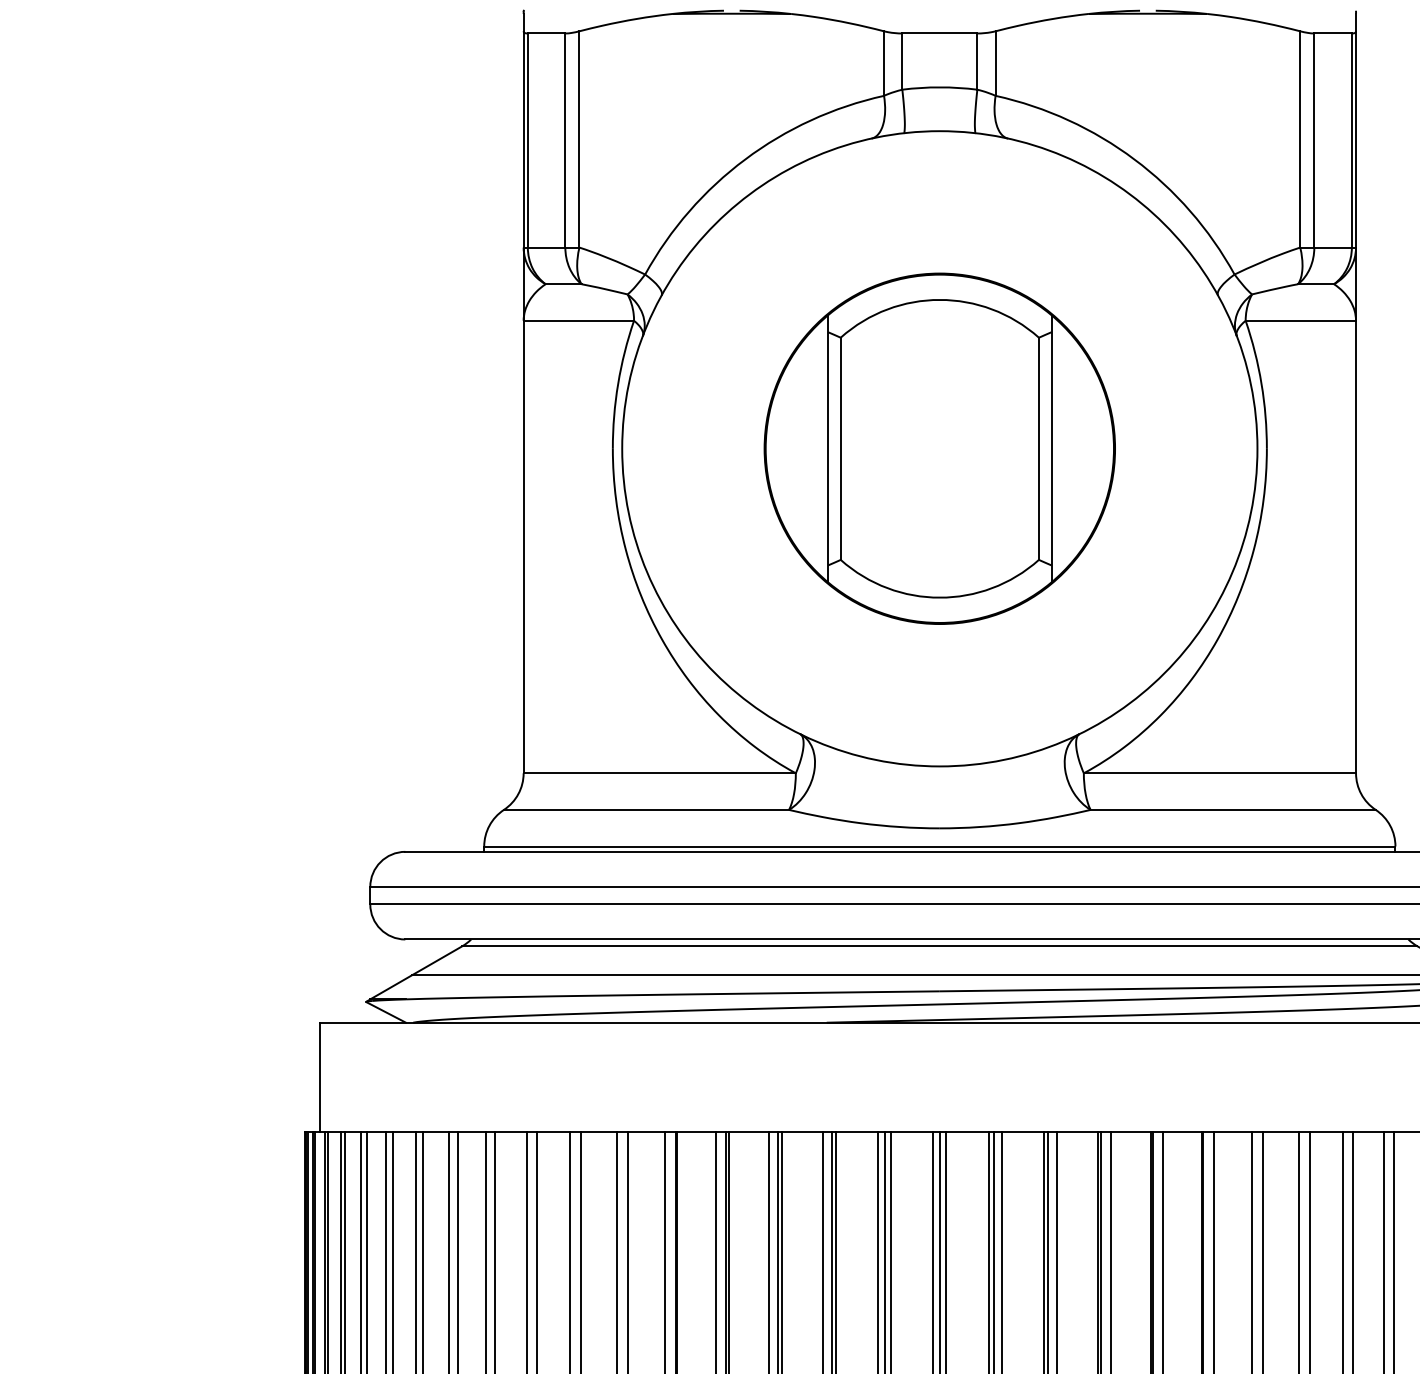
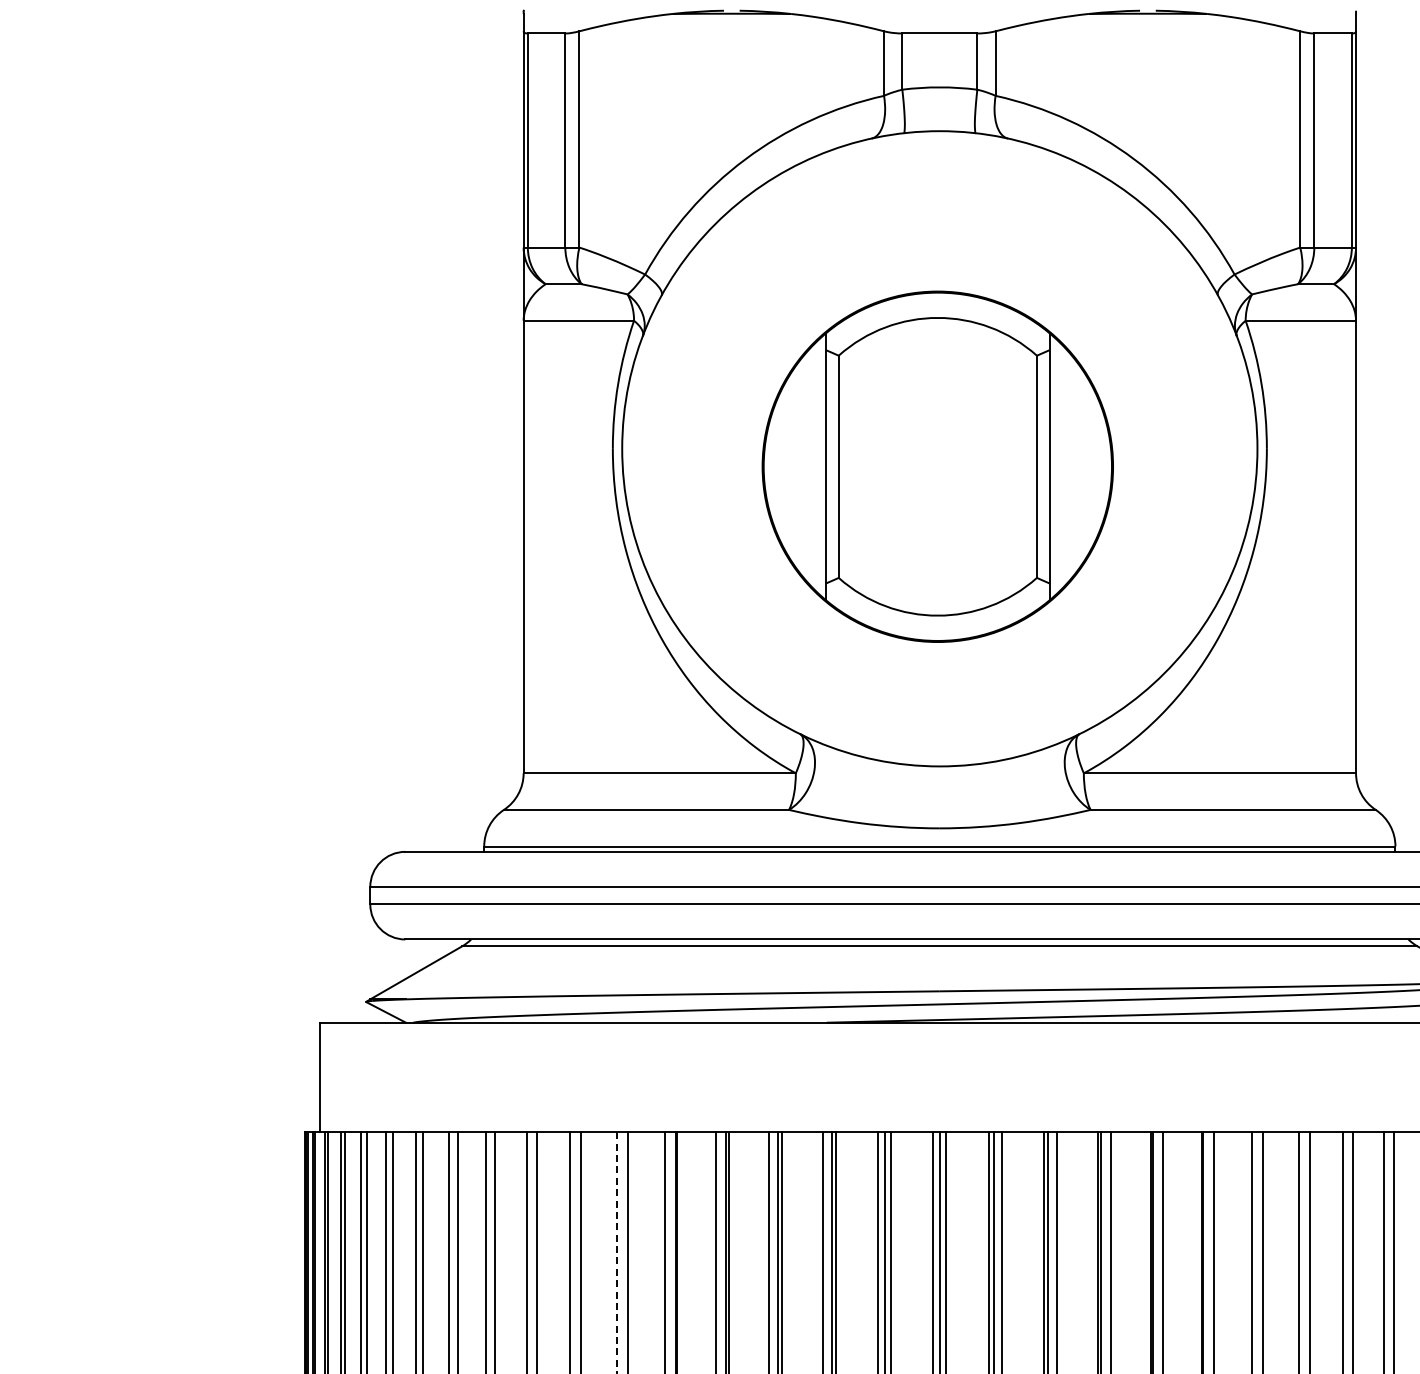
part position: (939, 448) -> (937, 466) (937, 466)
line: present -> none (913, 975)
line: solid -> dashed (616, 1253)
